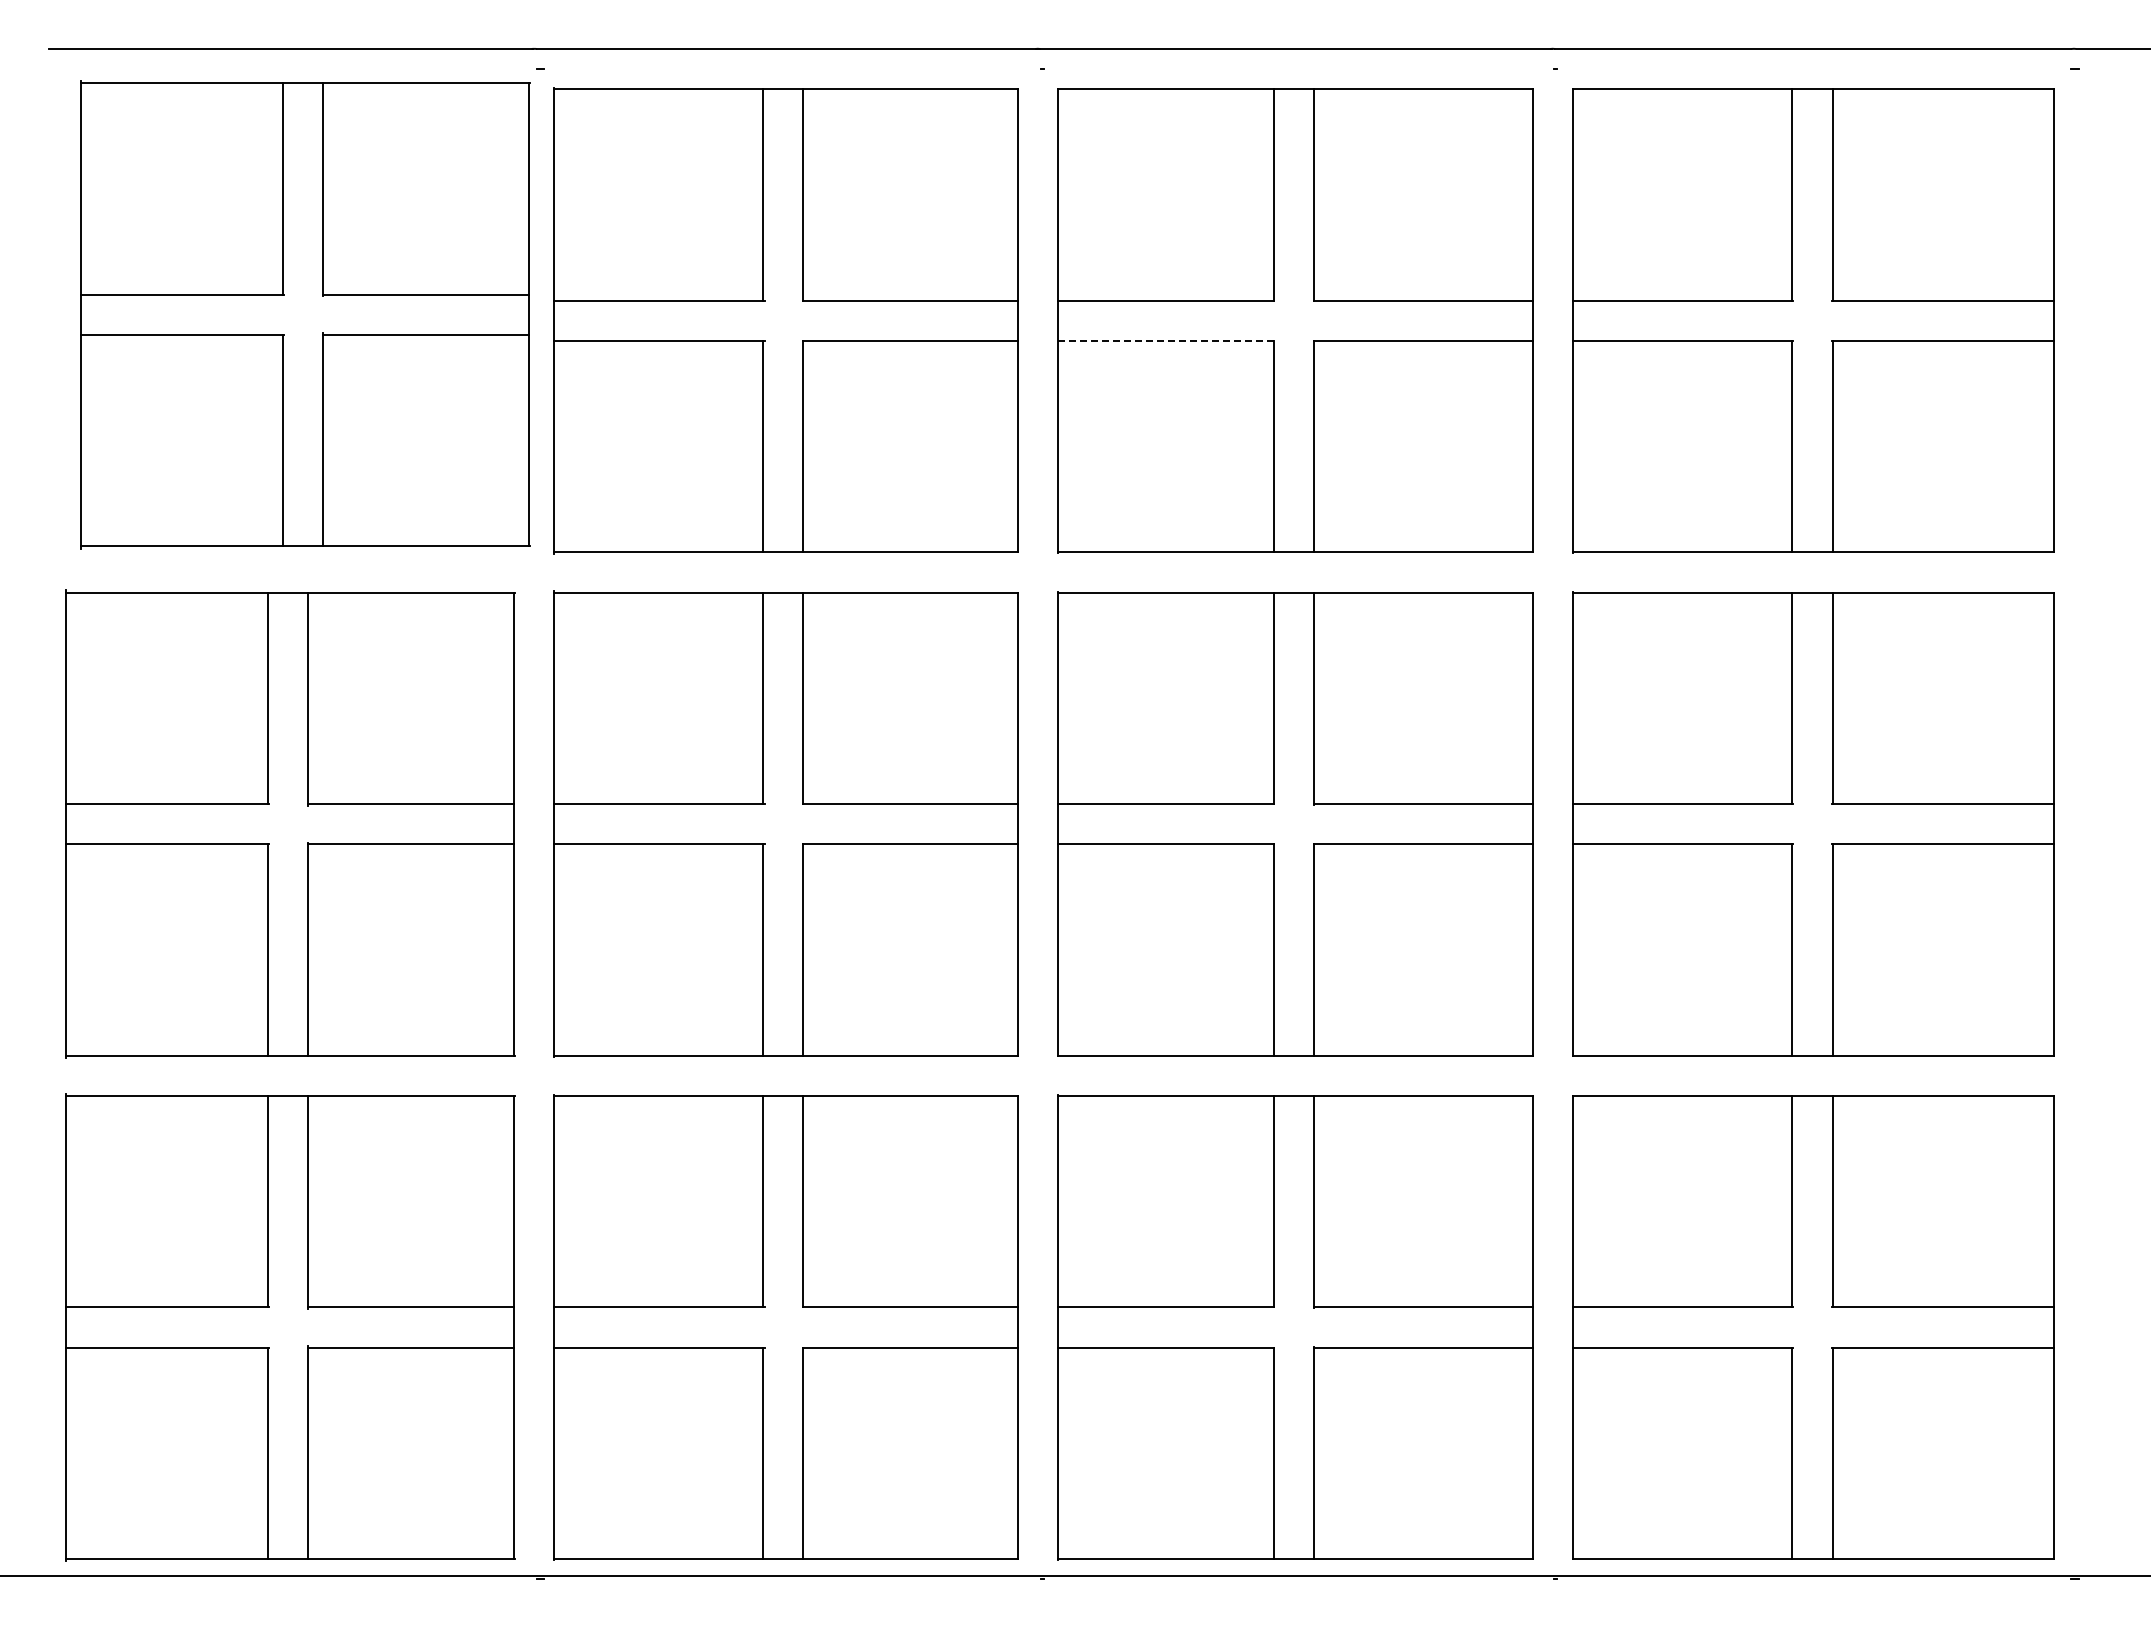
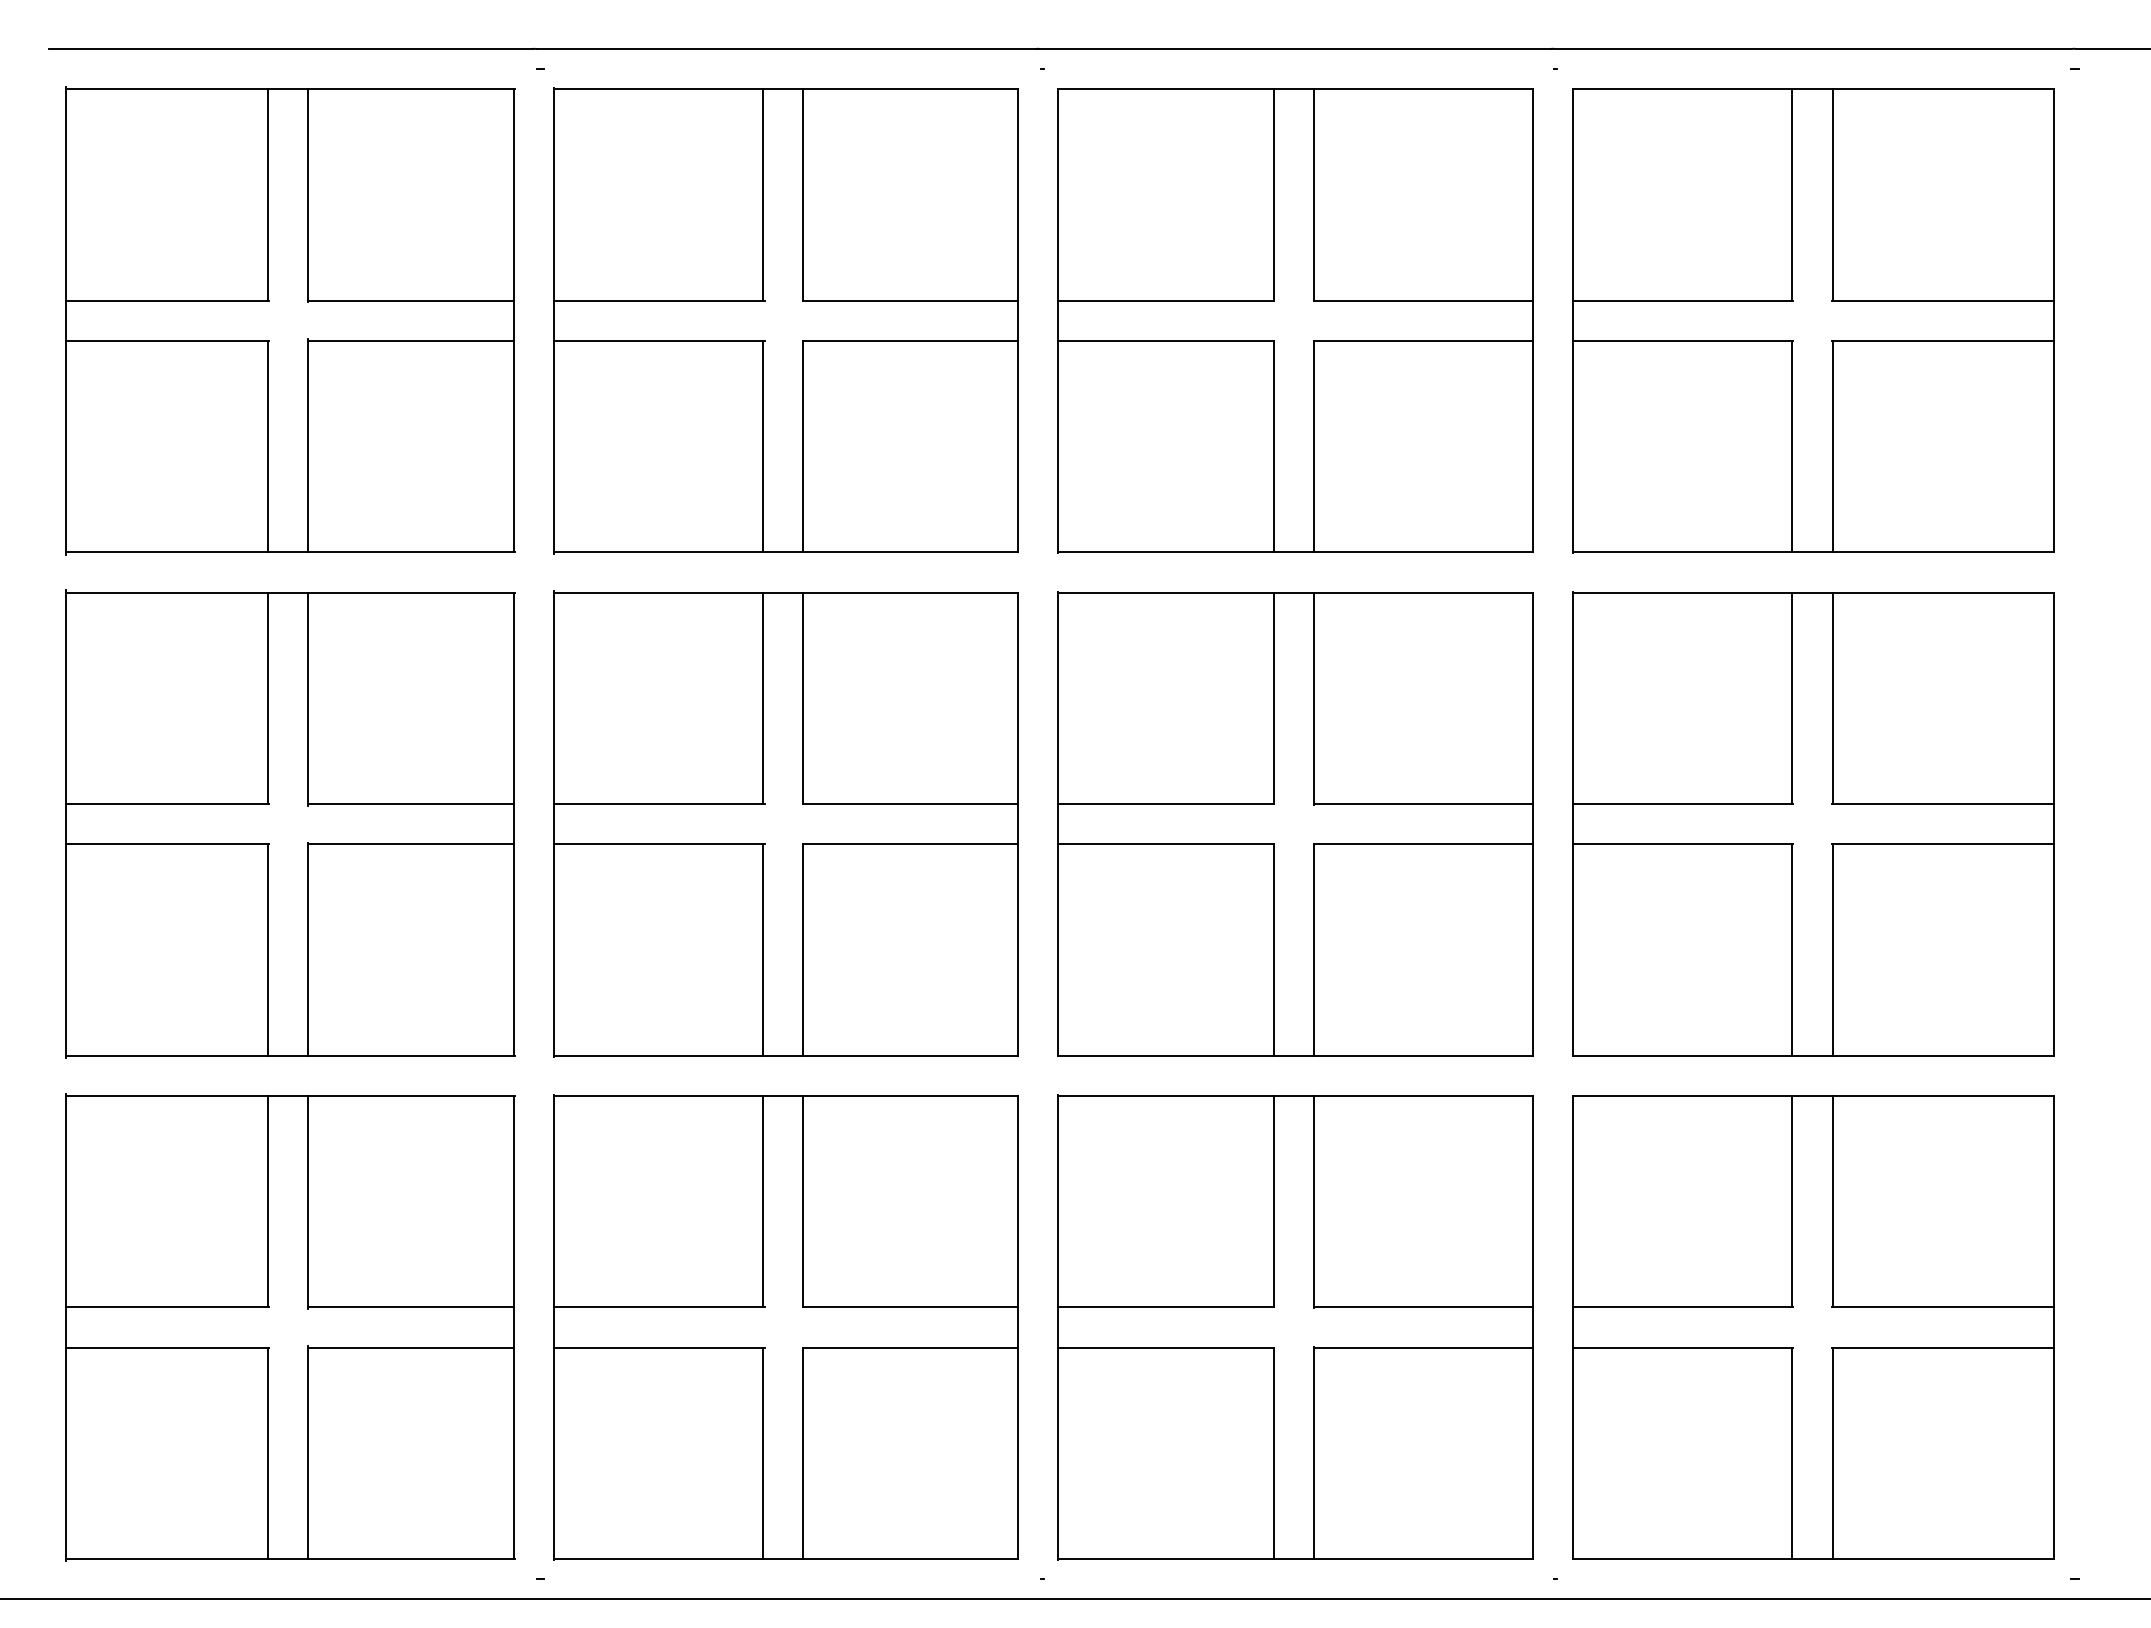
part position: (305, 314) -> (290, 320) (290, 320)
line: dashed -> solid (1166, 341)
line position: (1074, 1576) -> (1074, 1599) (1074, 1599)
